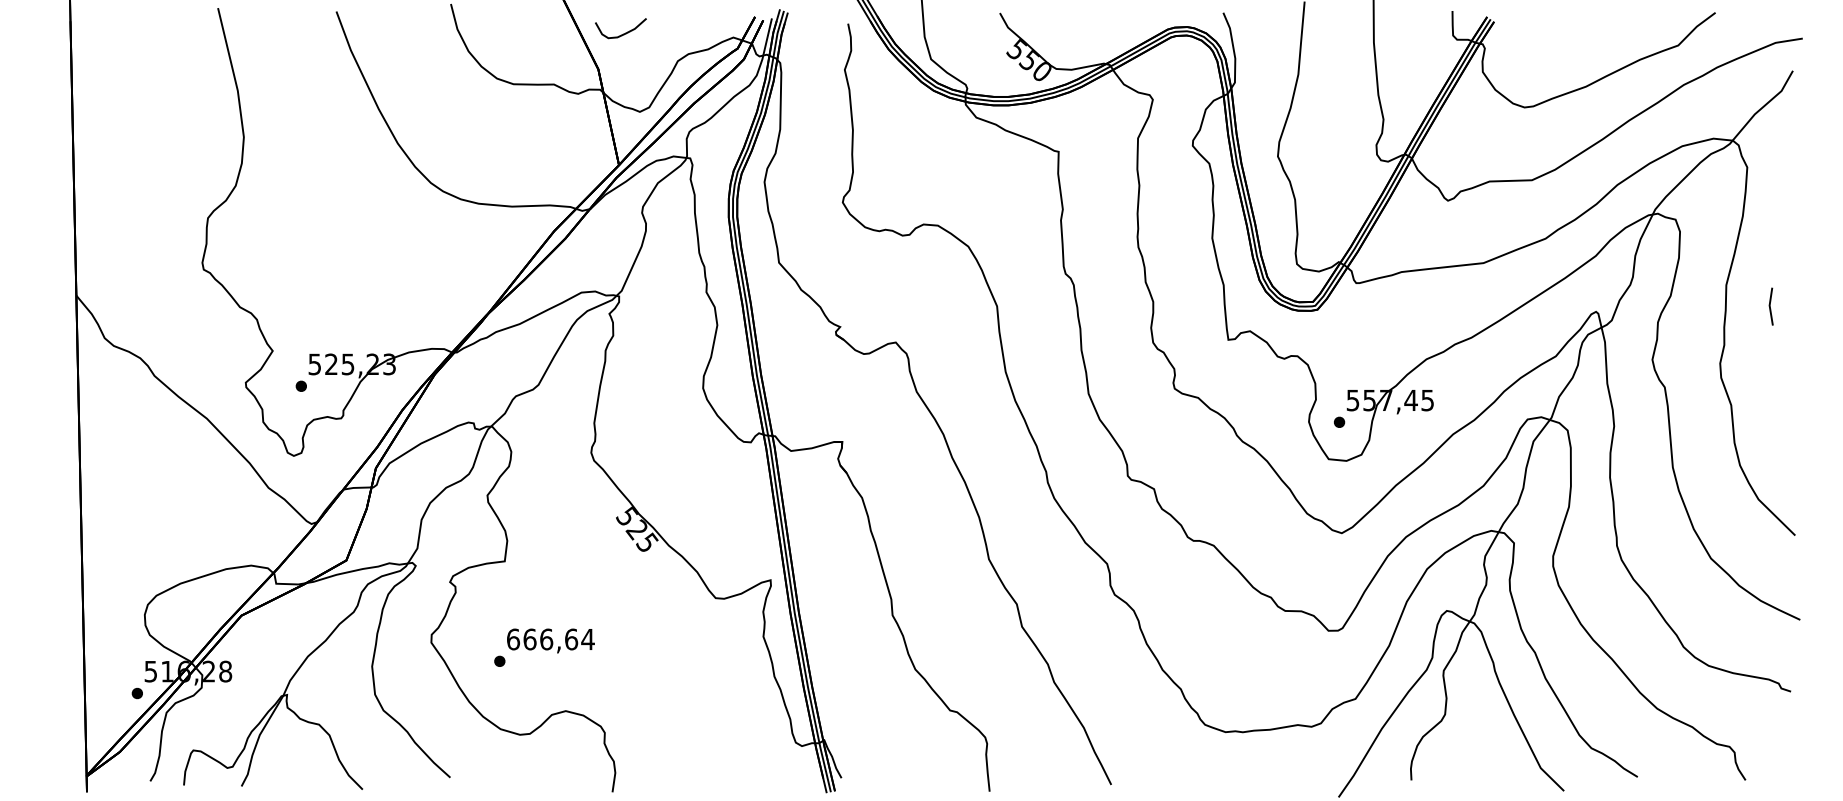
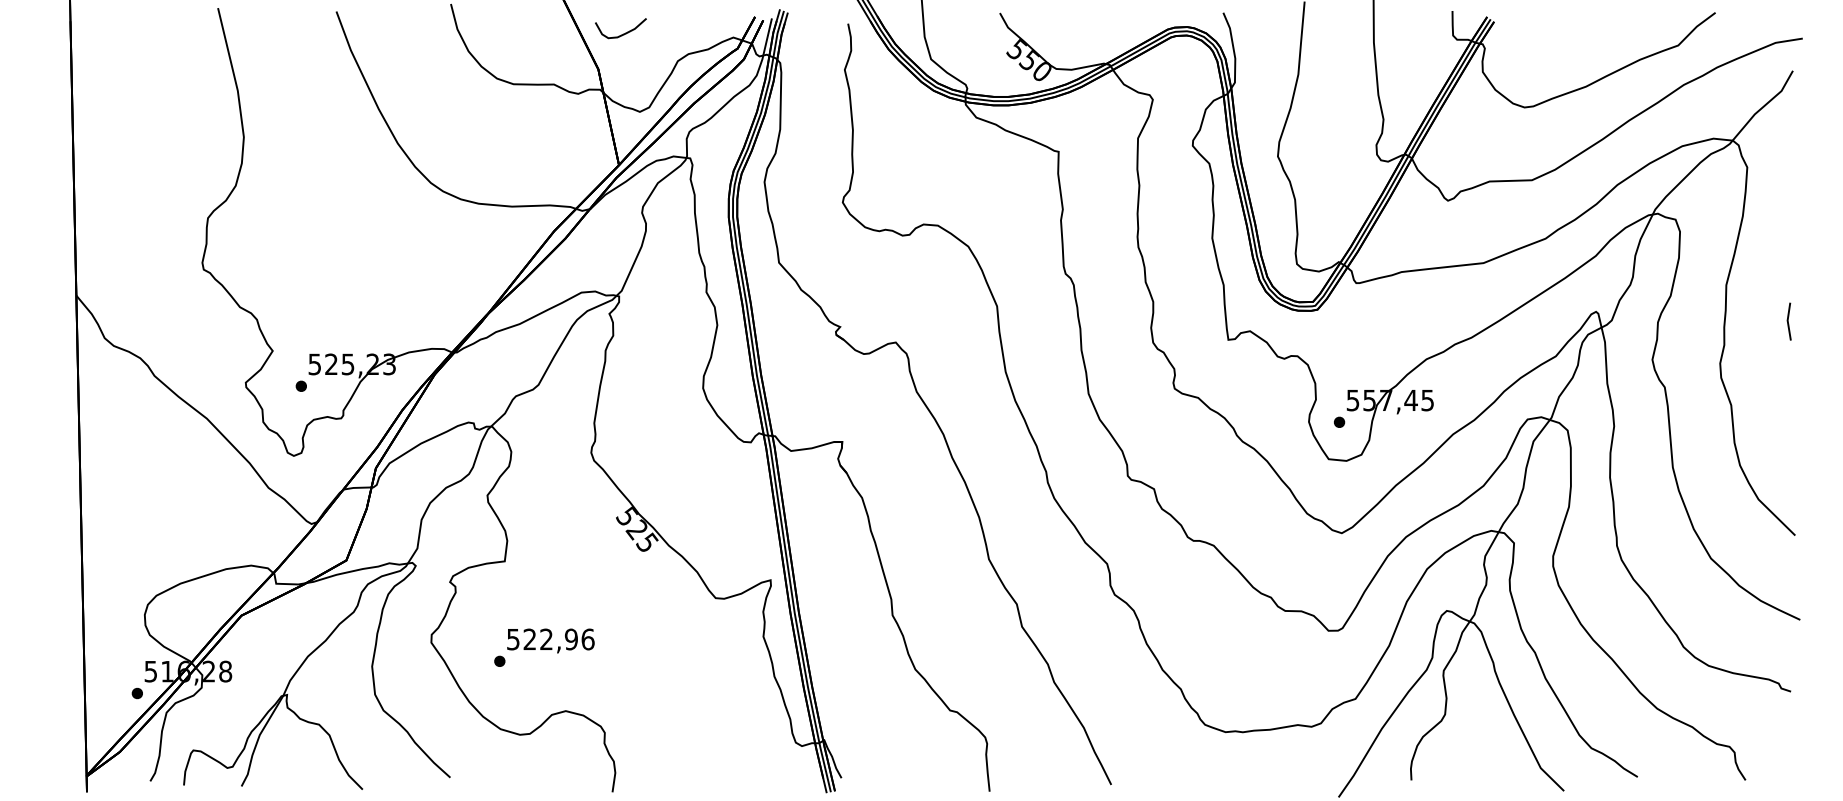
line position: (1770, 306) -> (1788, 321) (1788, 321)
text: 666,64 -> 522,96 (550, 639)
